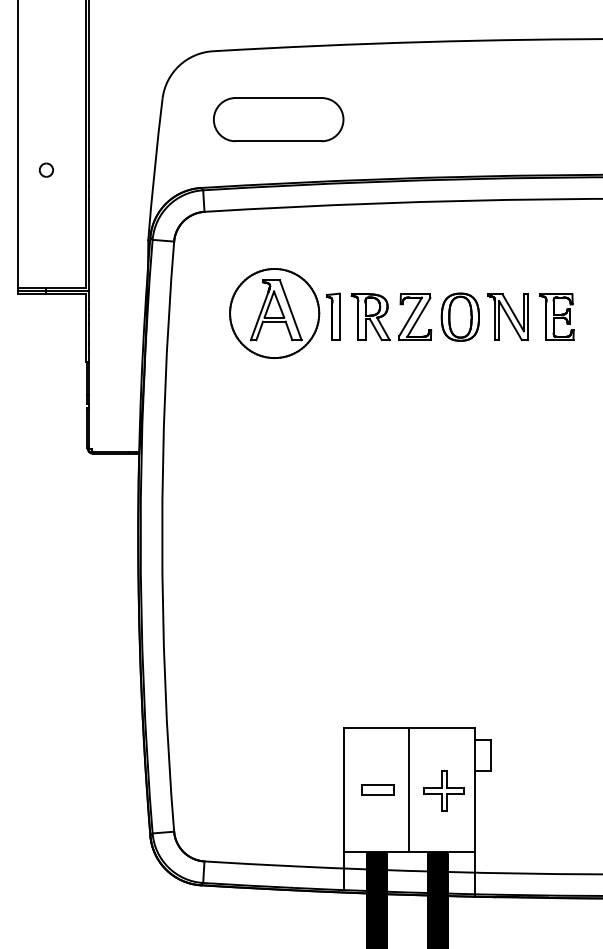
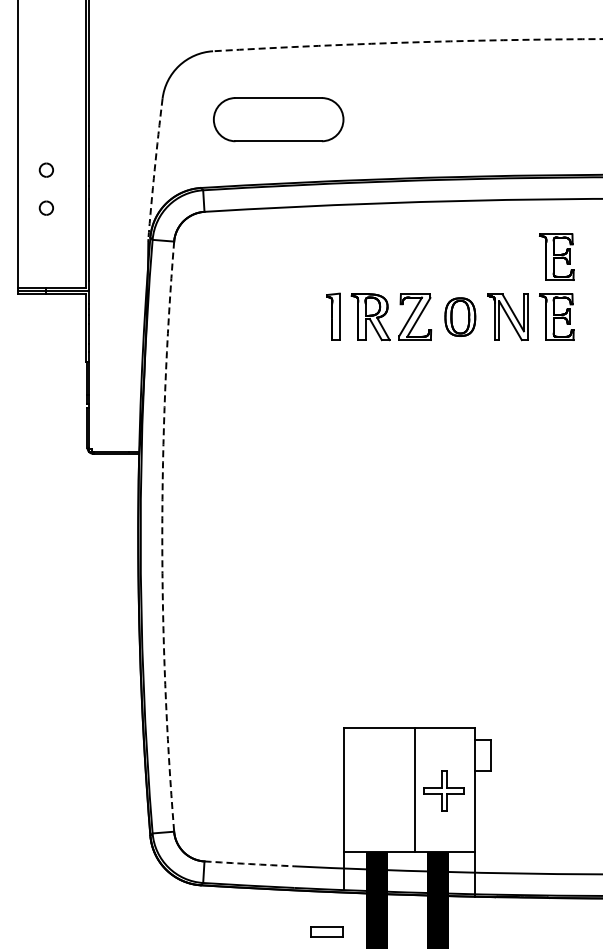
arc: solid -> dashed (408, 42)
arc: solid -> dashed (154, 169)
part: none -> present (45, 207)
part: none -> present (556, 256)
part: present -> none (274, 313)
part size: 40x50 px -> 33x40 px (460, 316)
arc: solid -> dashed (162, 536)
part position: (377, 789) -> (326, 931) (326, 931)
line position: (409, 790) -> (415, 790) (415, 790)
arc: solid -> dashed (249, 864)
